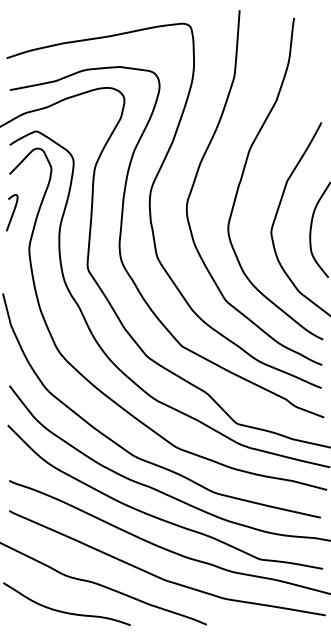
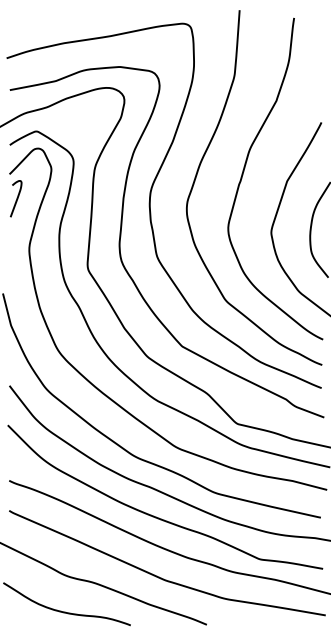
curve position: (12, 212) -> (16, 198) (16, 198)
